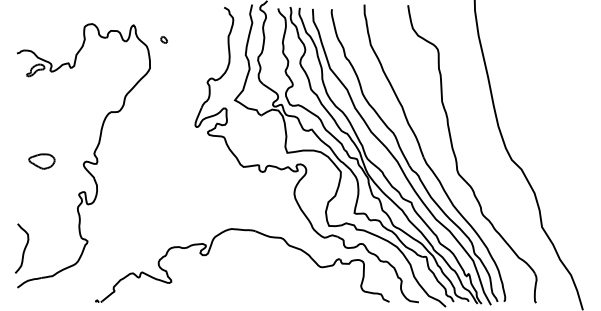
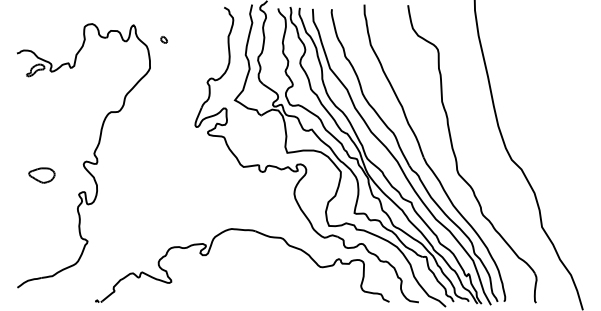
part position: (41, 161) -> (41, 175) (41, 175)
curve: present -> none (23, 249)
